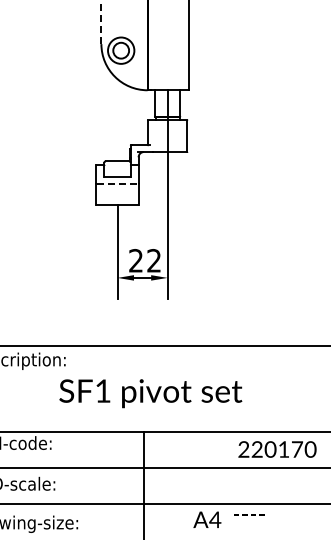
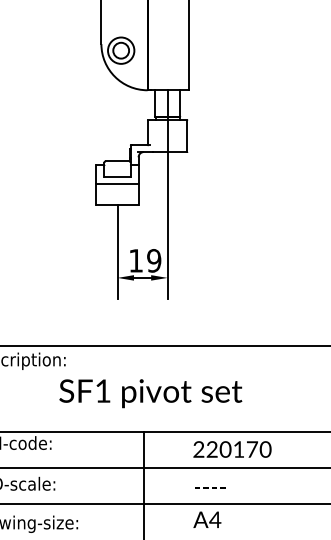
line: dashed -> solid (101, 22)
line: dashed -> solid (117, 183)
text: 22 -> 19 (145, 260)
text position: (277, 449) -> (232, 449) (232, 449)
text position: (249, 514) -> (210, 487) (210, 487)
